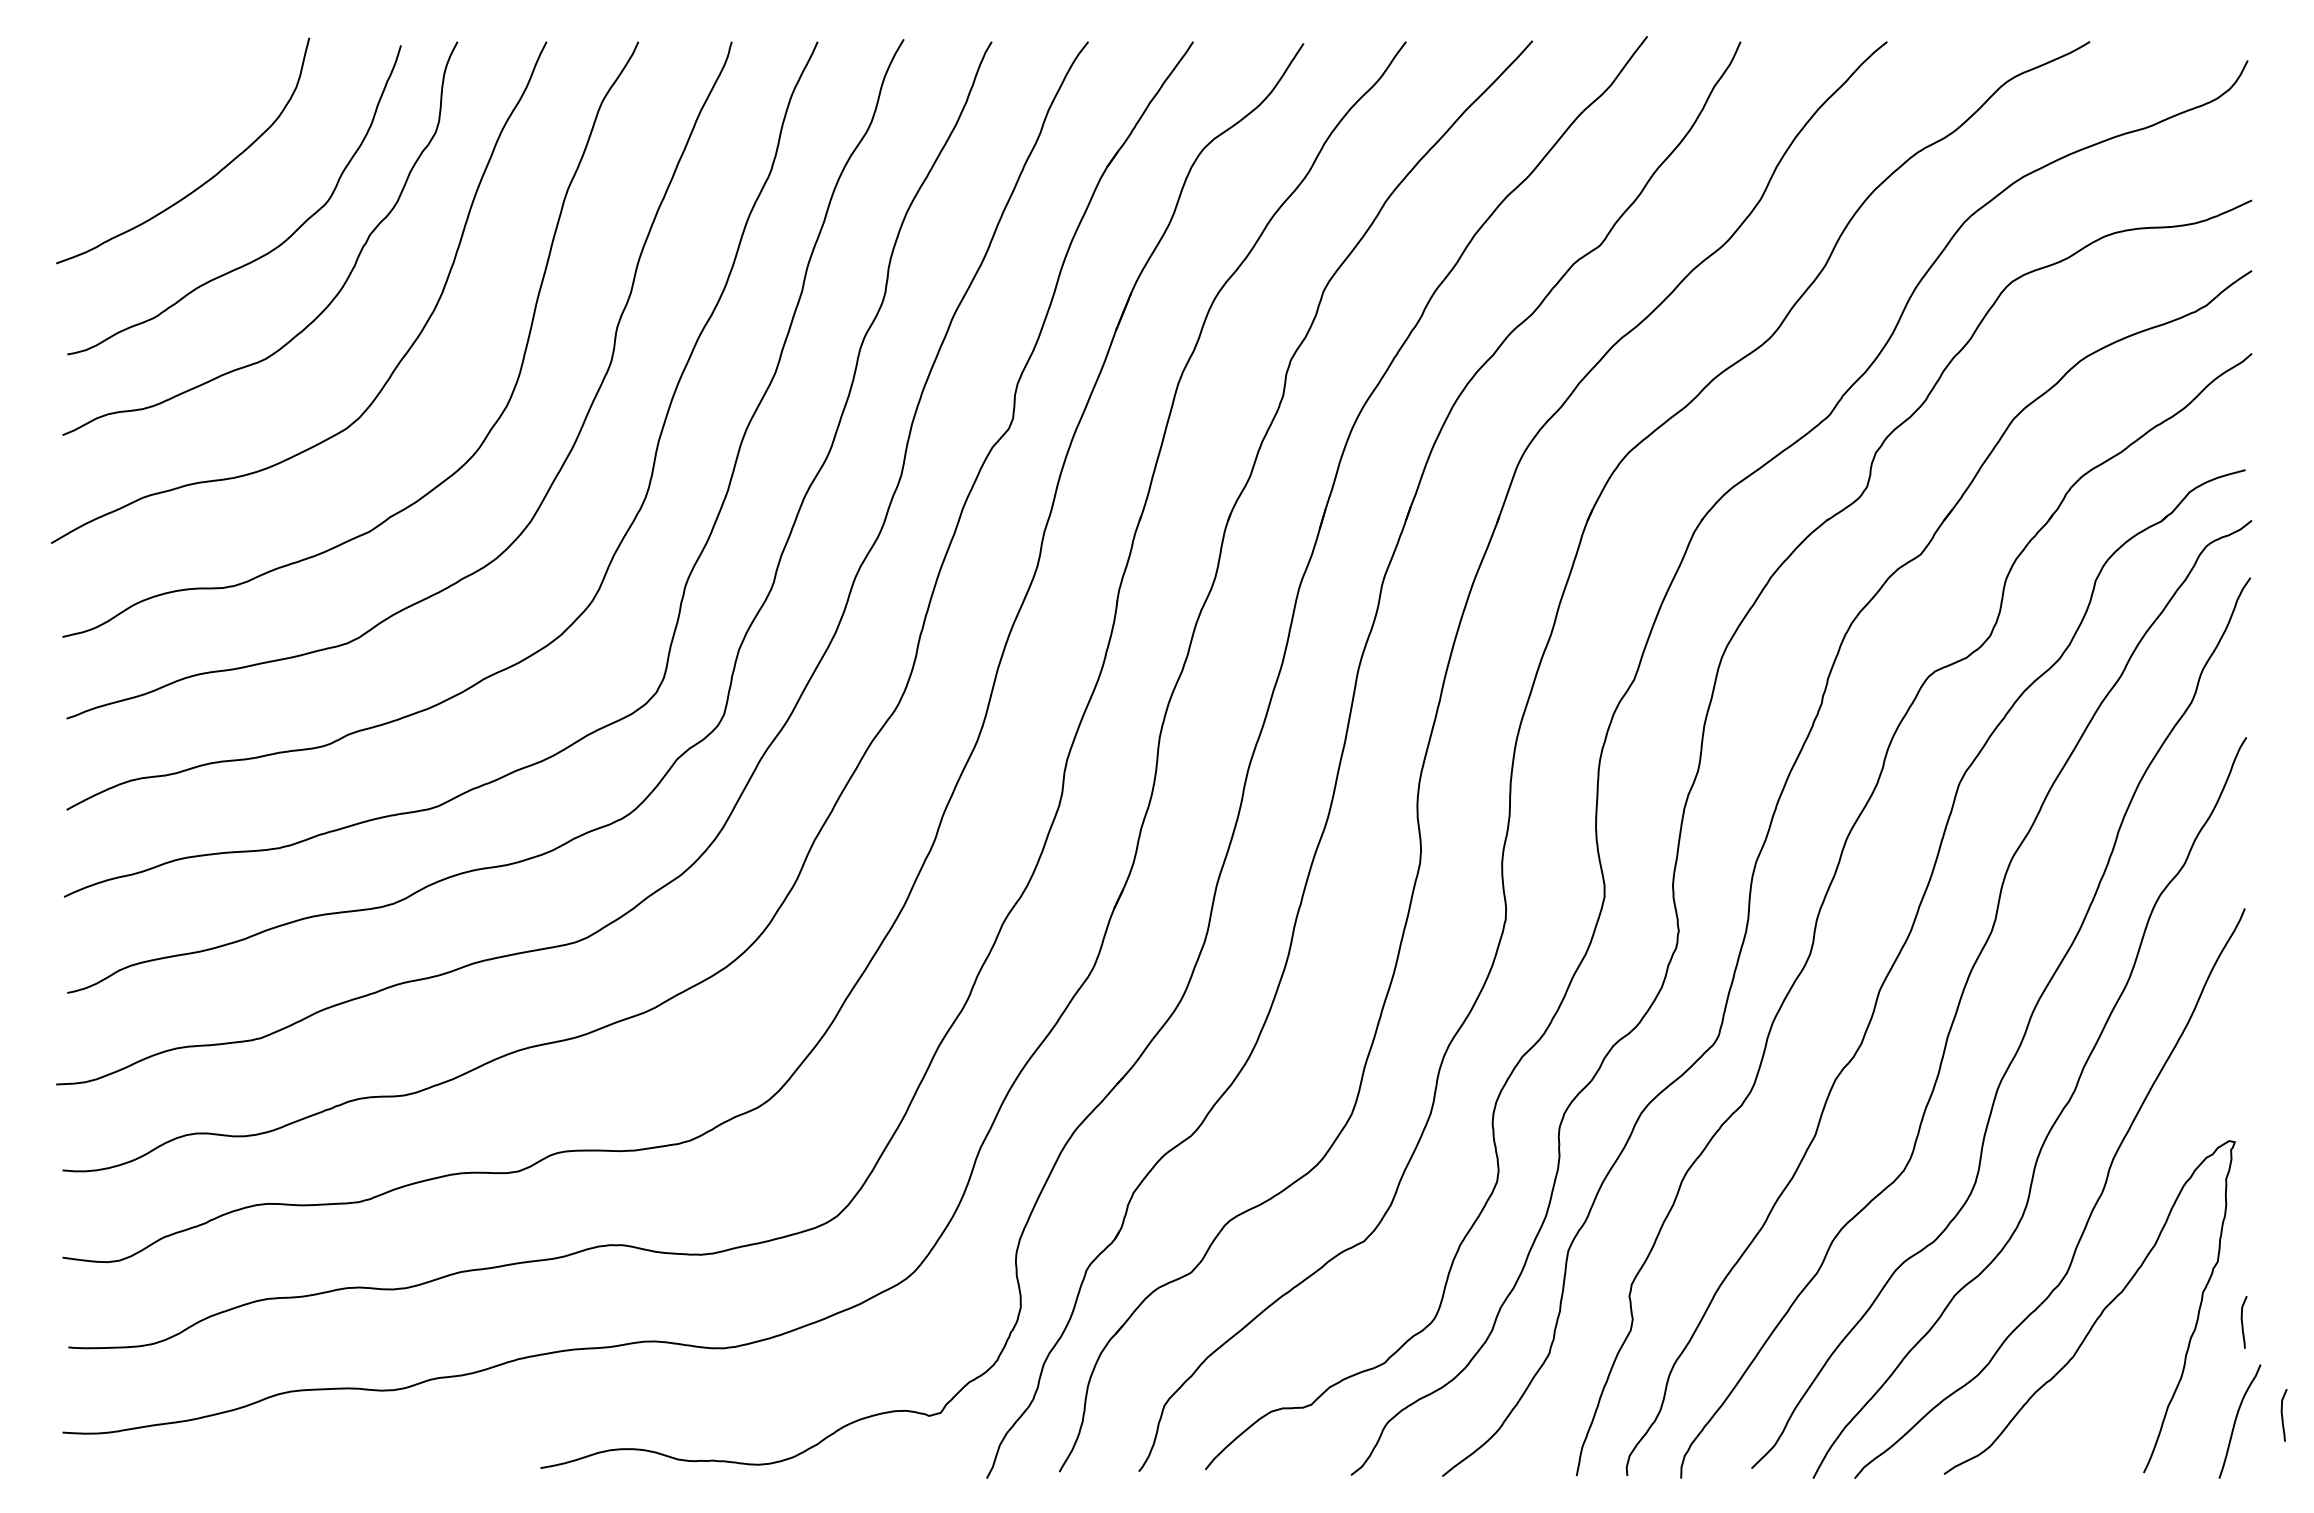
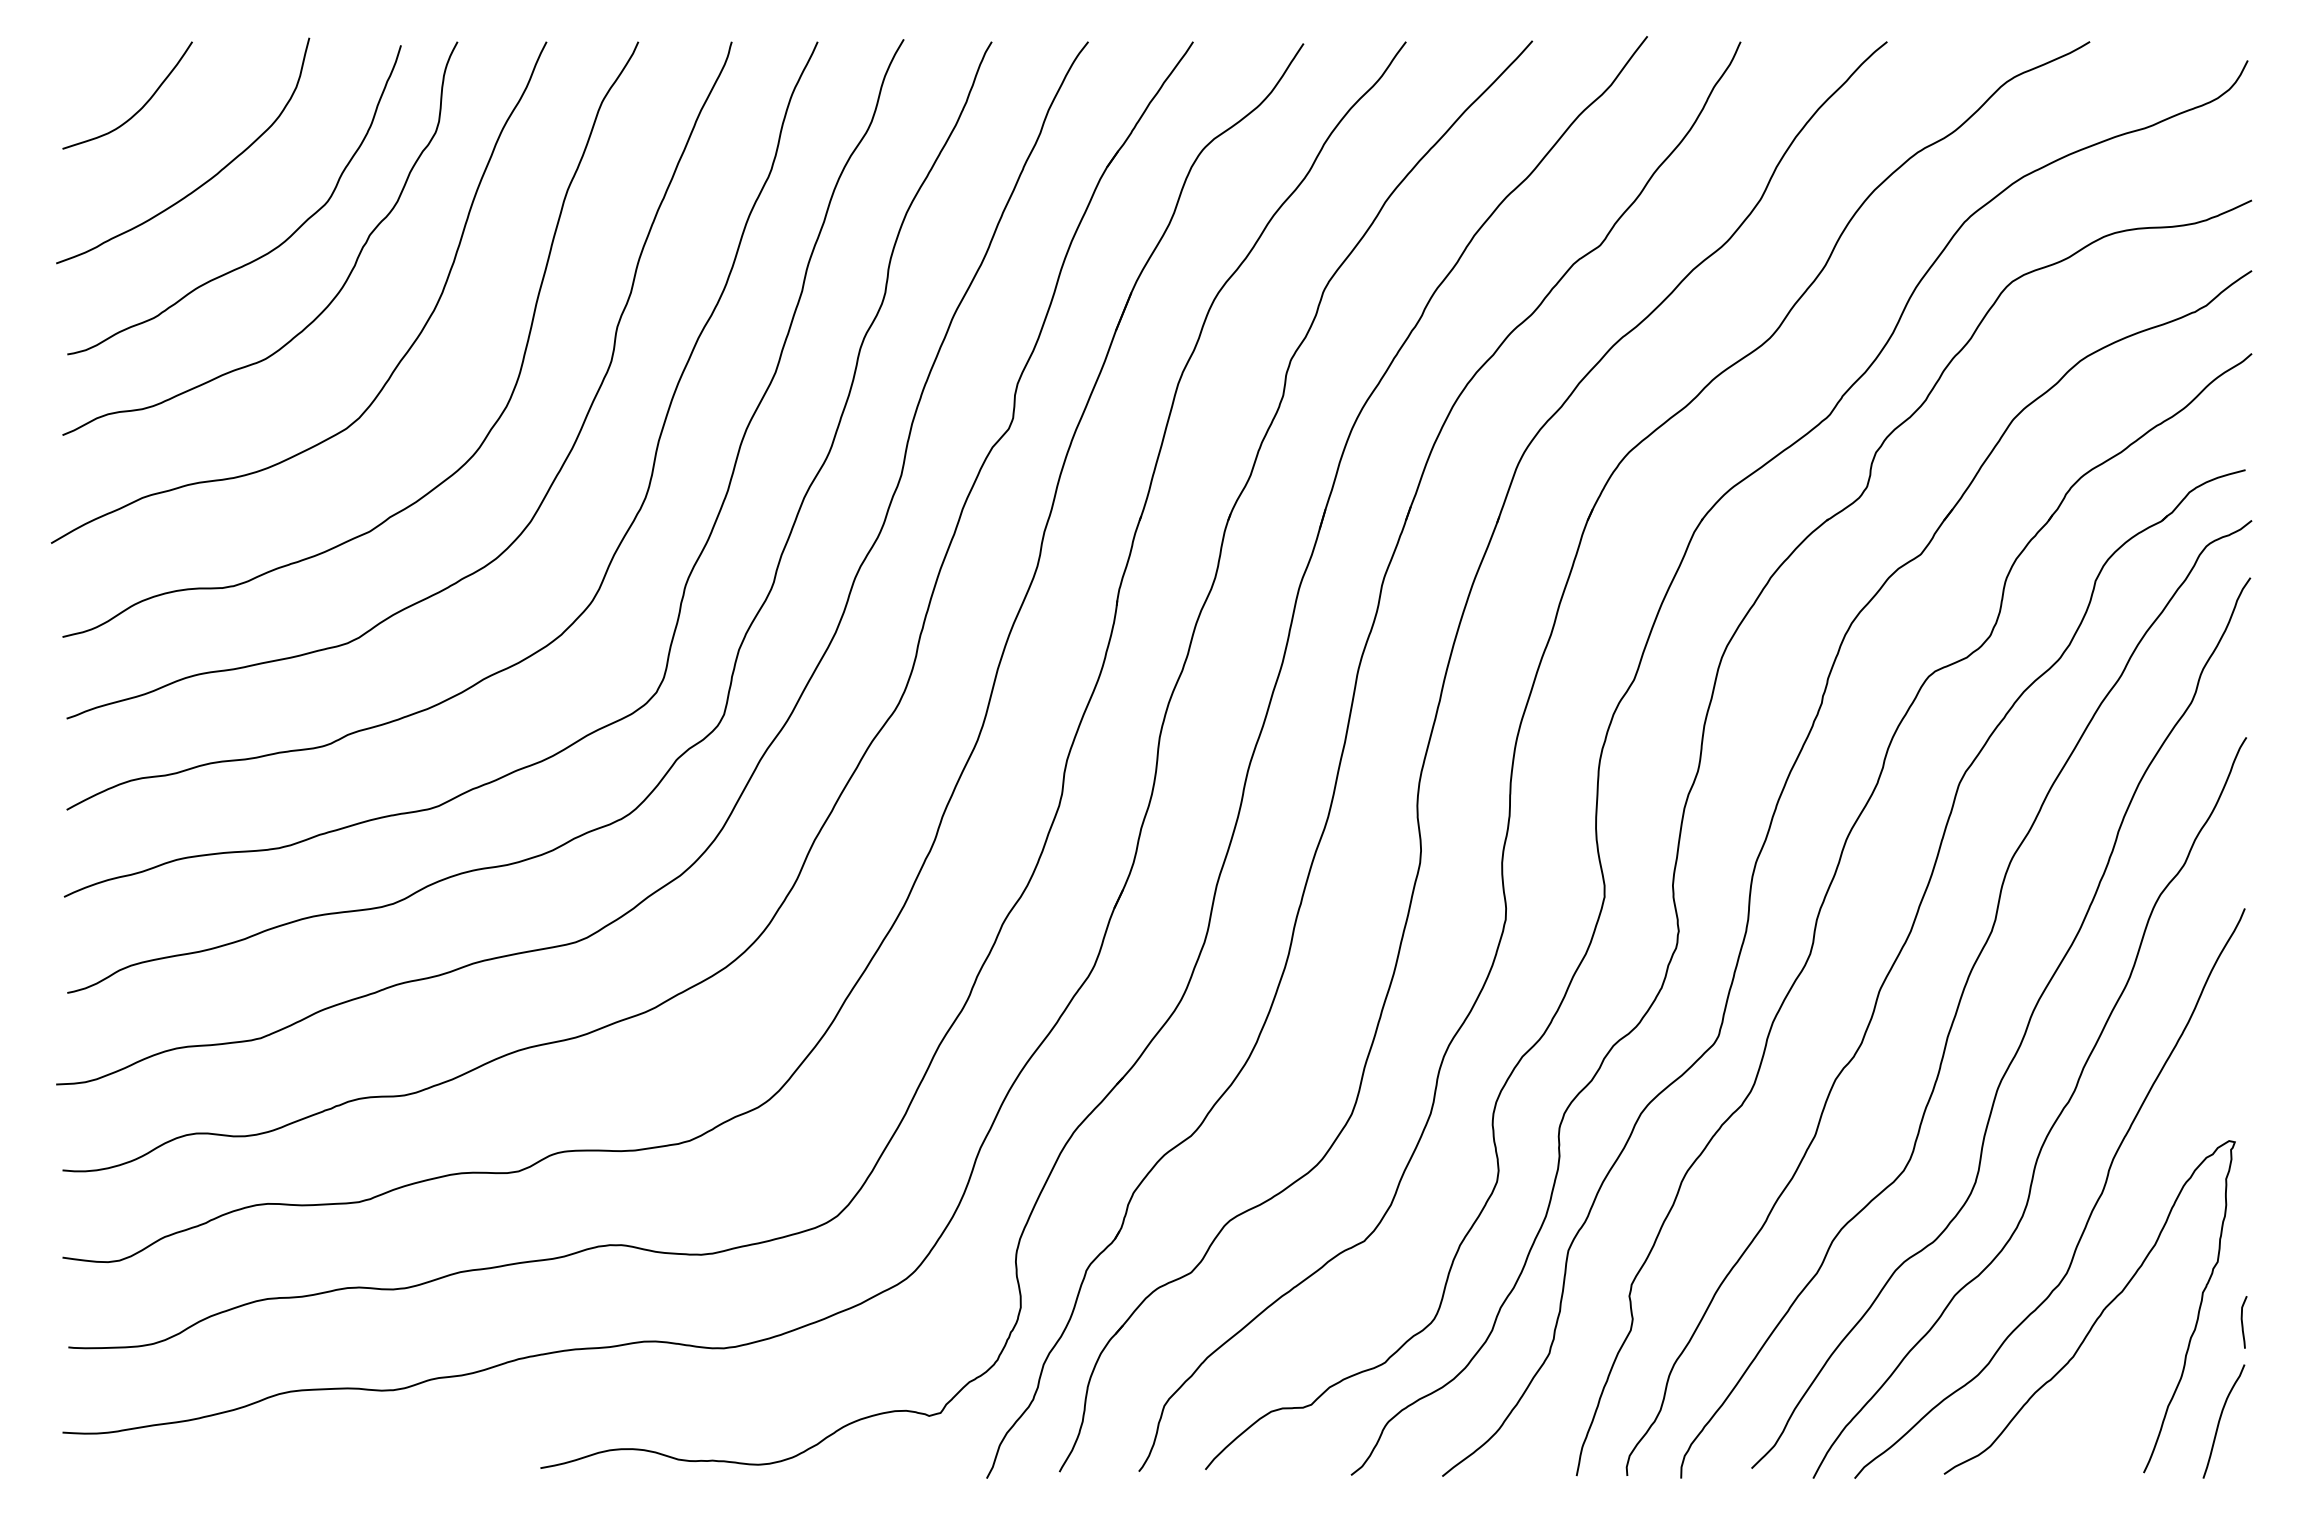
curve: none -> present (140, 108)
curve: present -> none (2282, 1415)
curve position: (2236, 1421) -> (2220, 1421) (2220, 1421)
